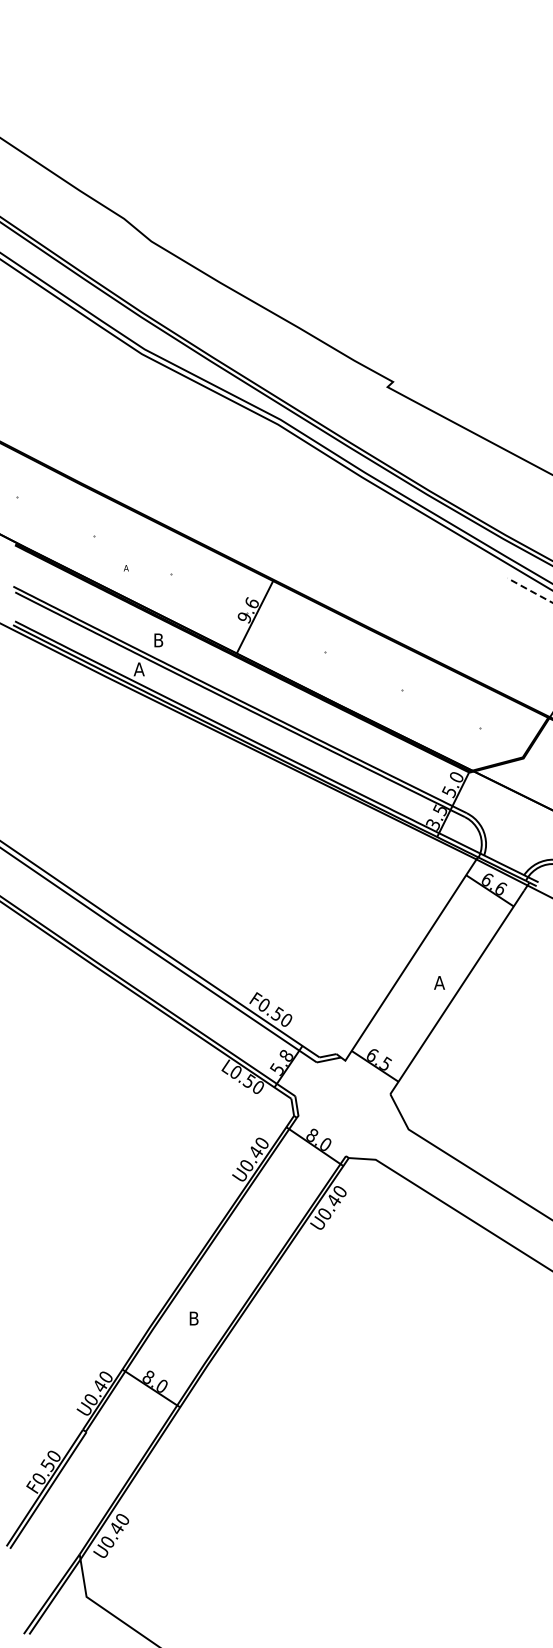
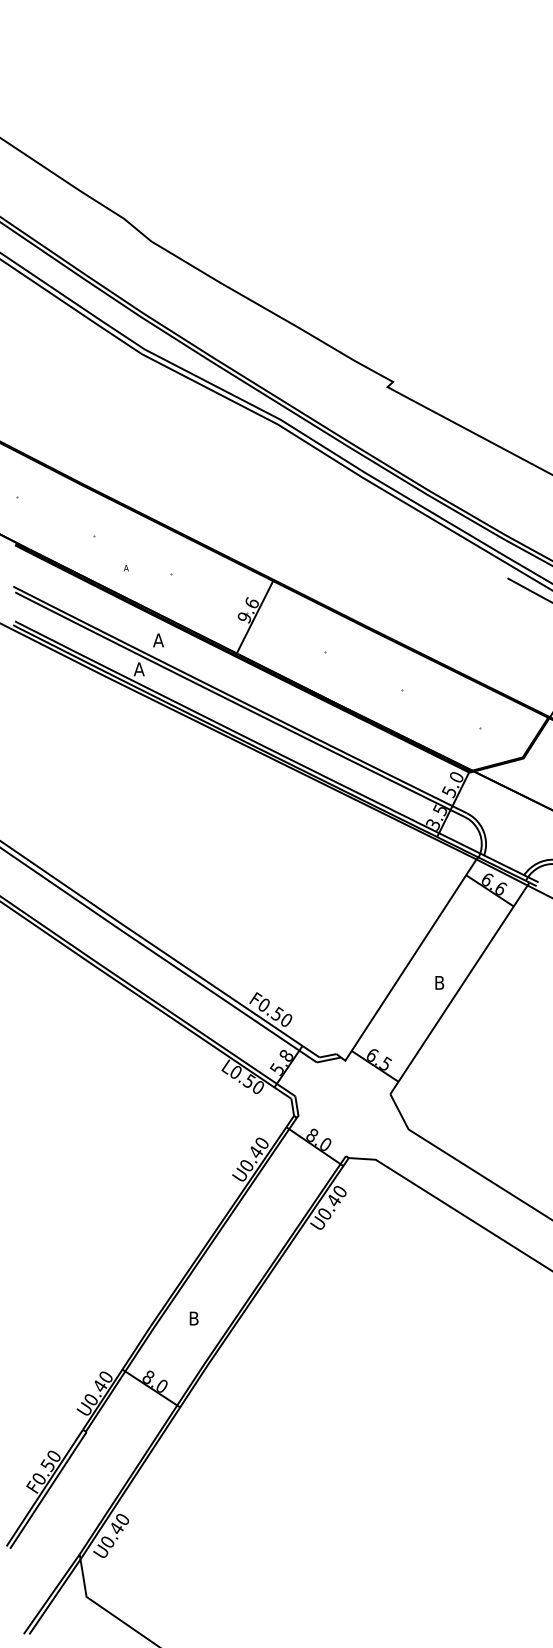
line: dashed -> solid (530, 590)
text: B -> A (158, 640)
text: A -> B (439, 982)
